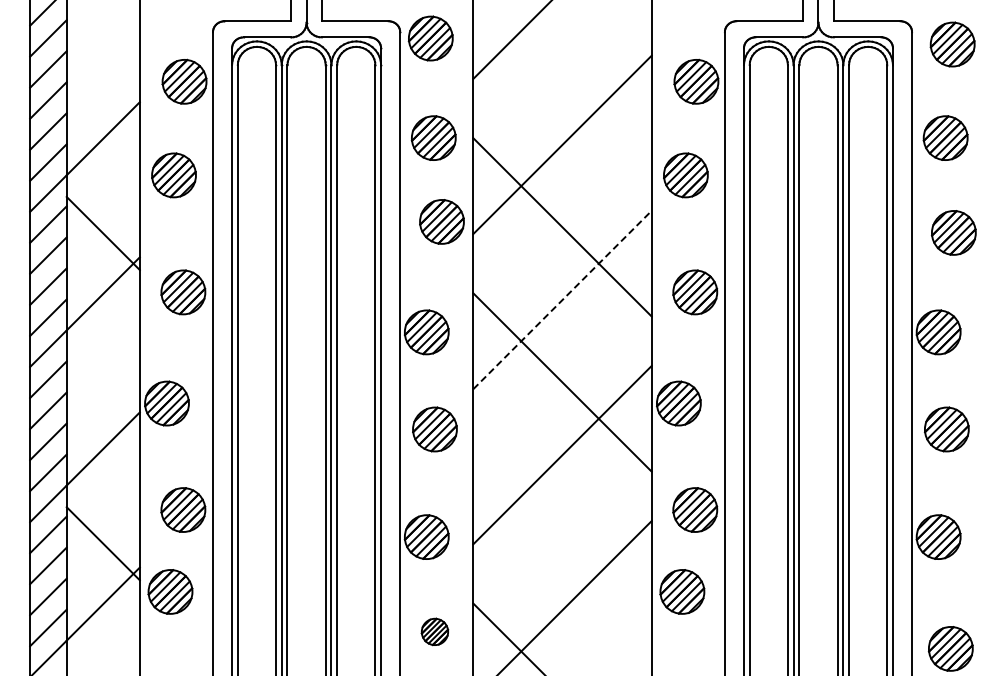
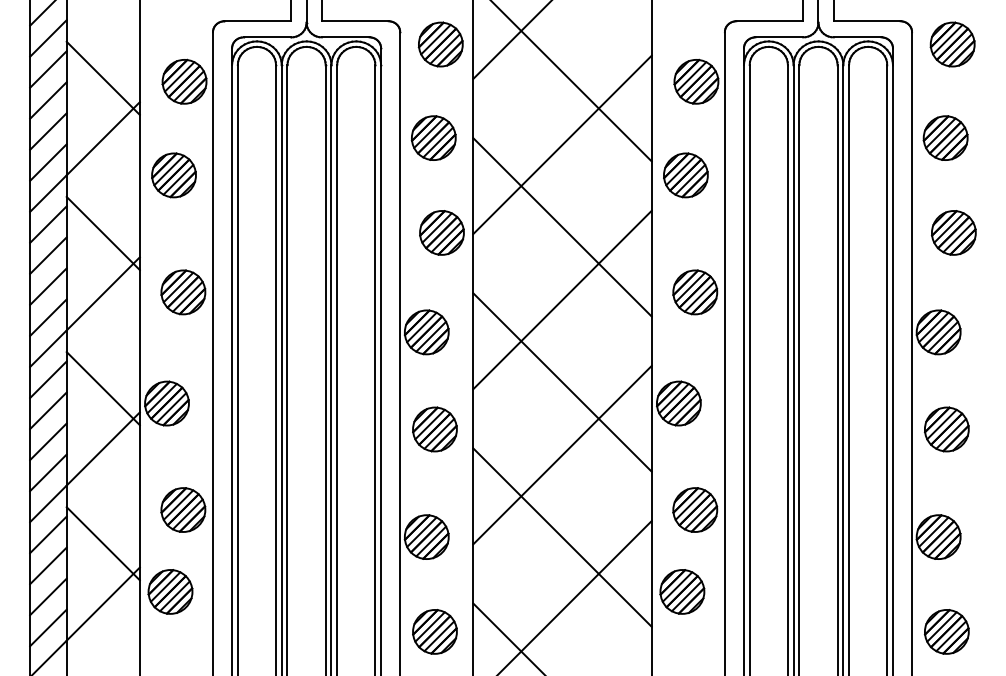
part position: (430, 38) -> (440, 44) (440, 44)
line: none -> present (102, 77)
line: none -> present (571, 81)
part position: (441, 221) -> (441, 232) (441, 232)
line: dashed -> solid (562, 299)
line: none -> present (102, 388)
line: none -> present (562, 537)
part size: 30x30 px -> 46x46 px (434, 631)
part position: (950, 648) -> (946, 631) (946, 631)
